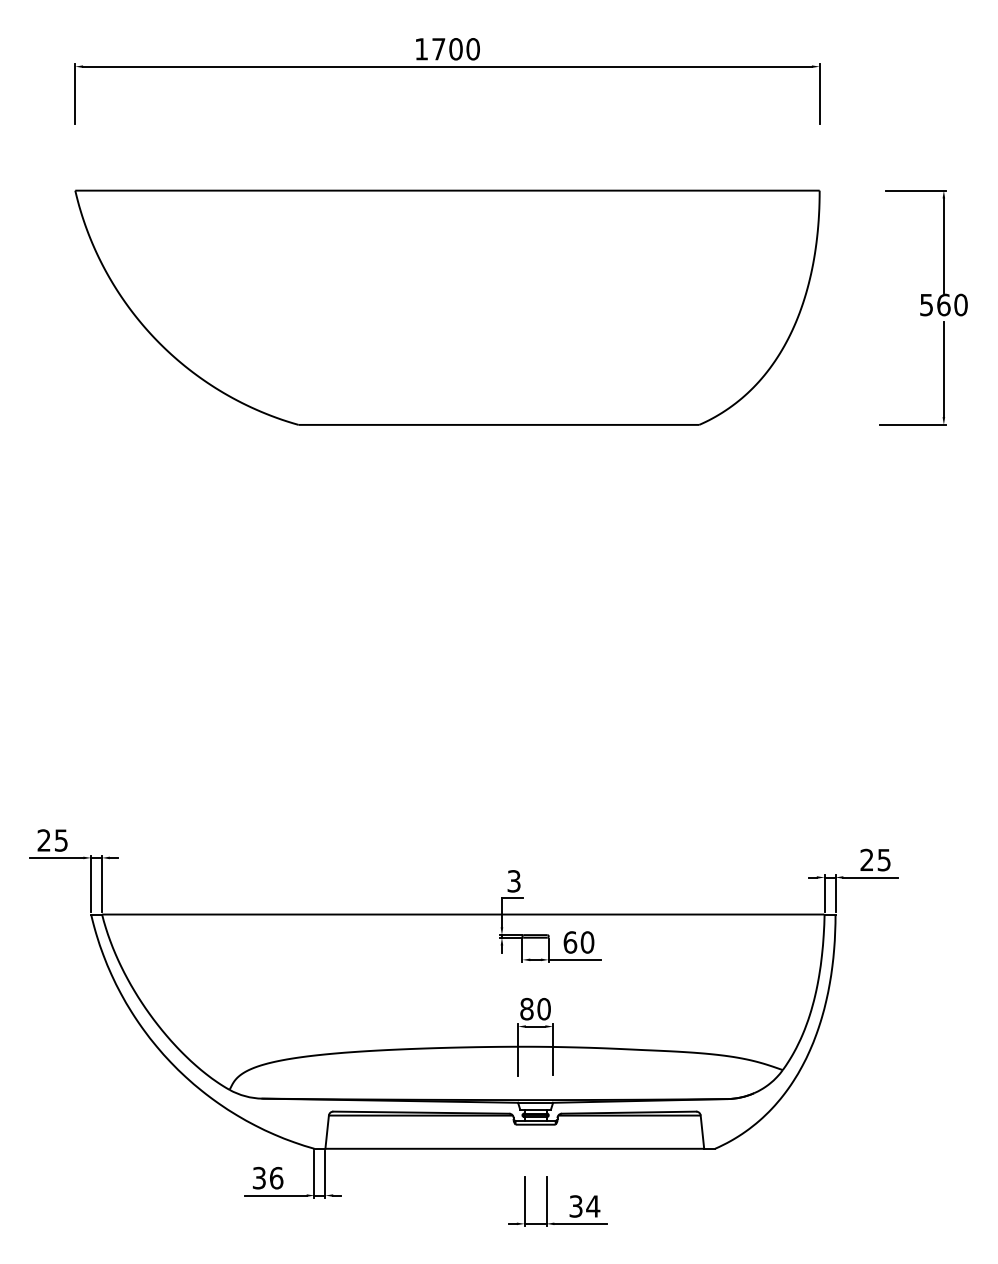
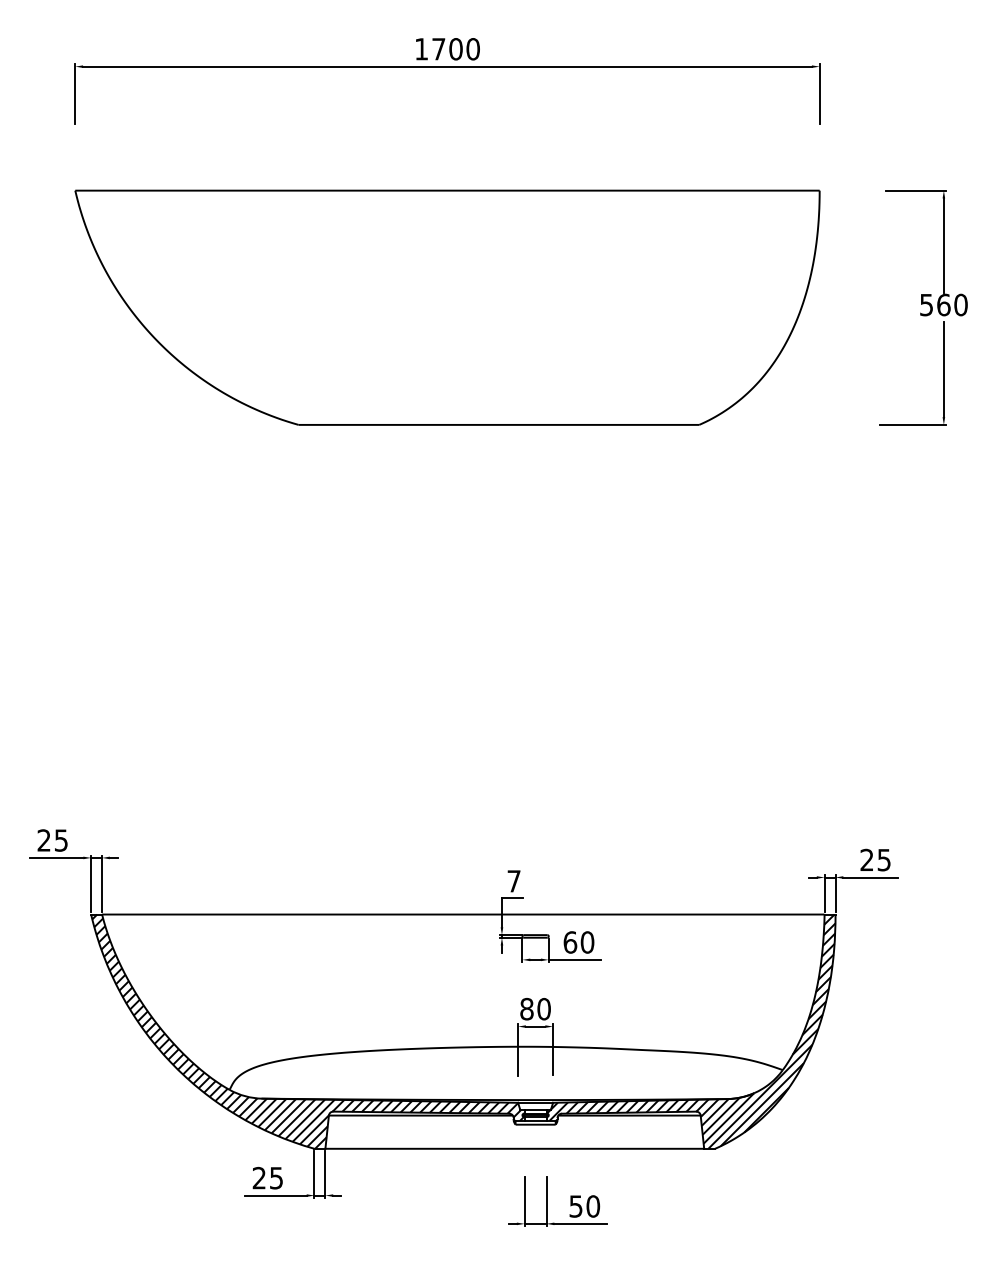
text: 3 -> 7 (513, 881)
hatch: none -> present (307, 1031)
hatch: none -> present (691, 1031)
text: 36 -> 25 (267, 1177)
text: 34 -> 50 (585, 1206)
